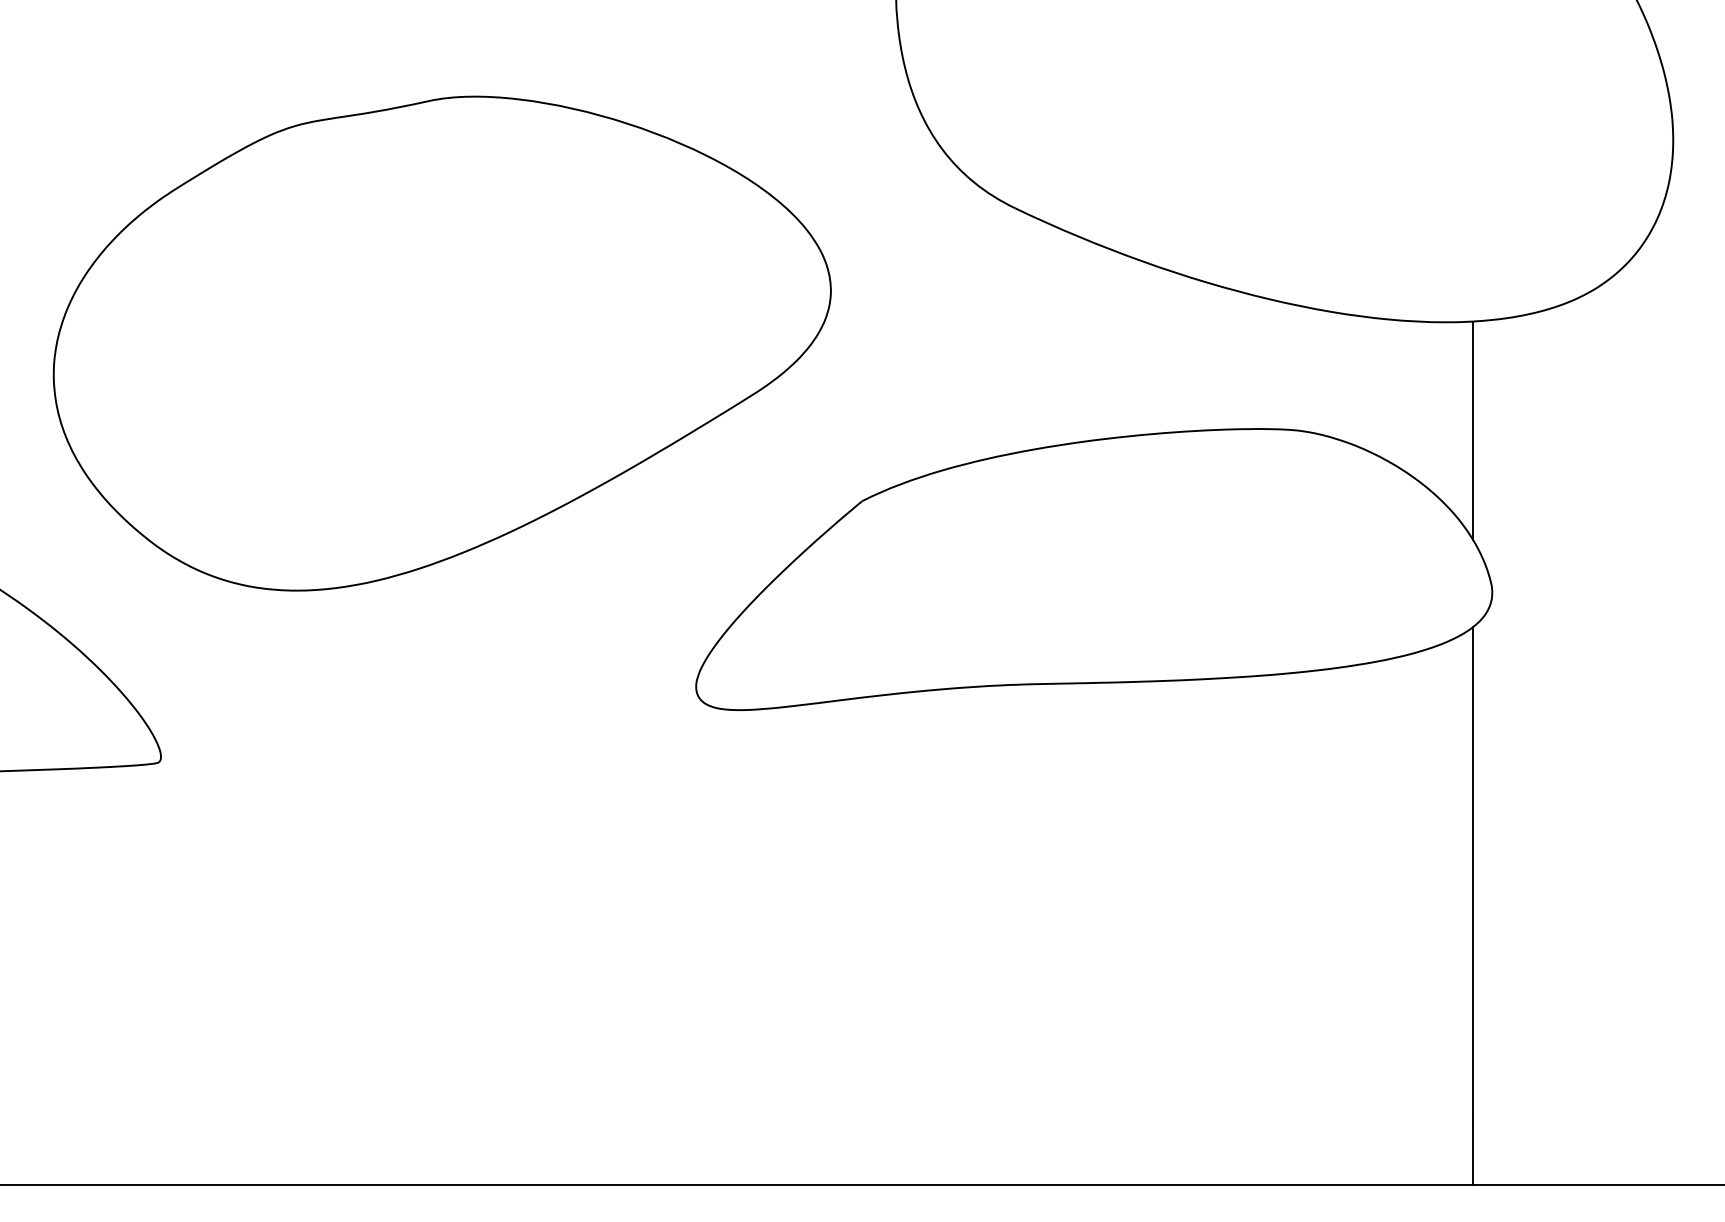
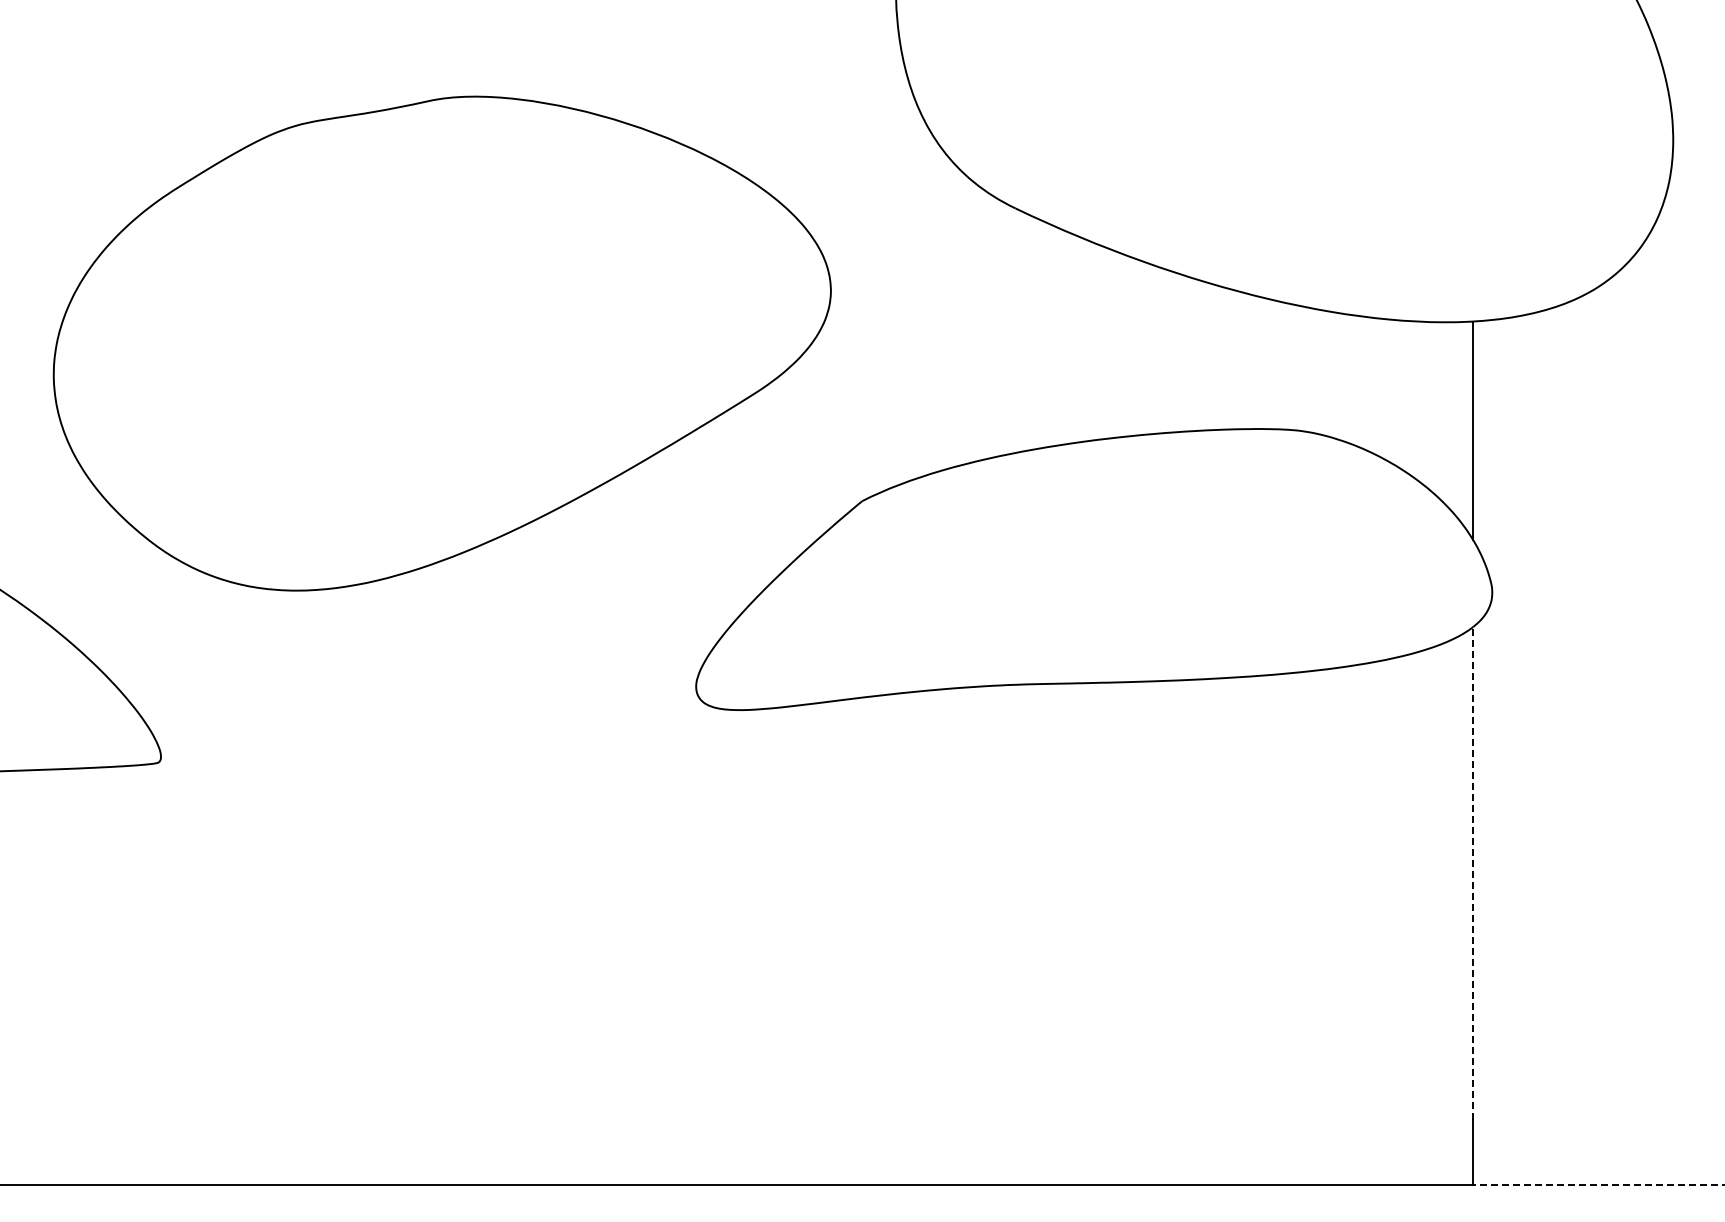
line: solid -> dashed (1473, 873)
line: solid -> dashed (1598, 1185)
